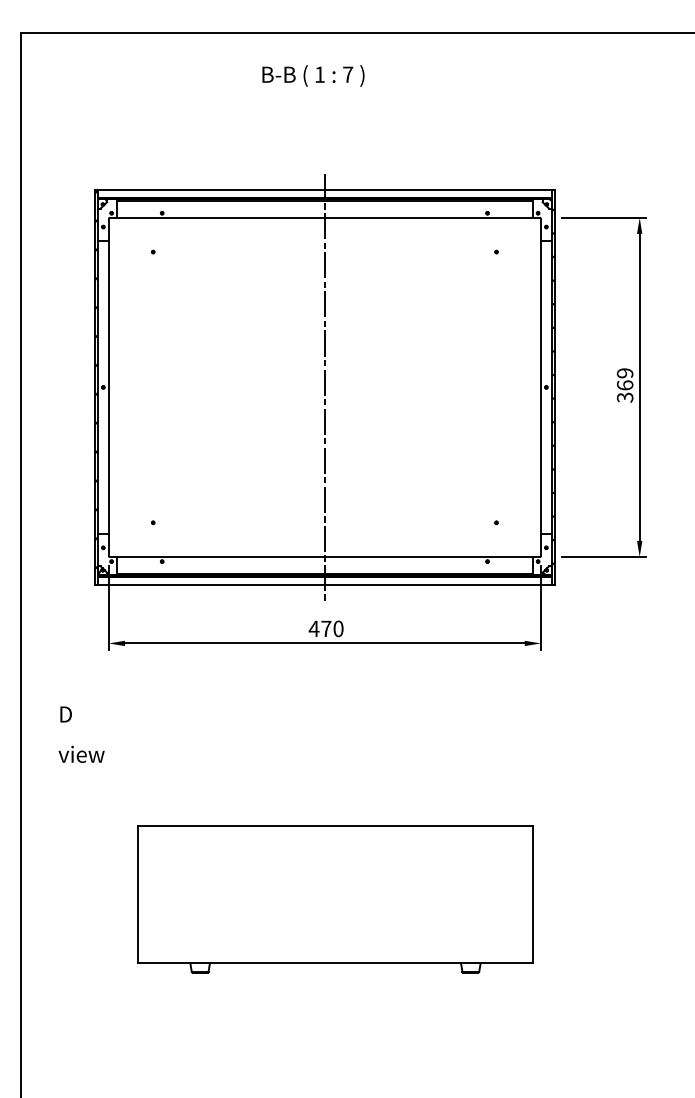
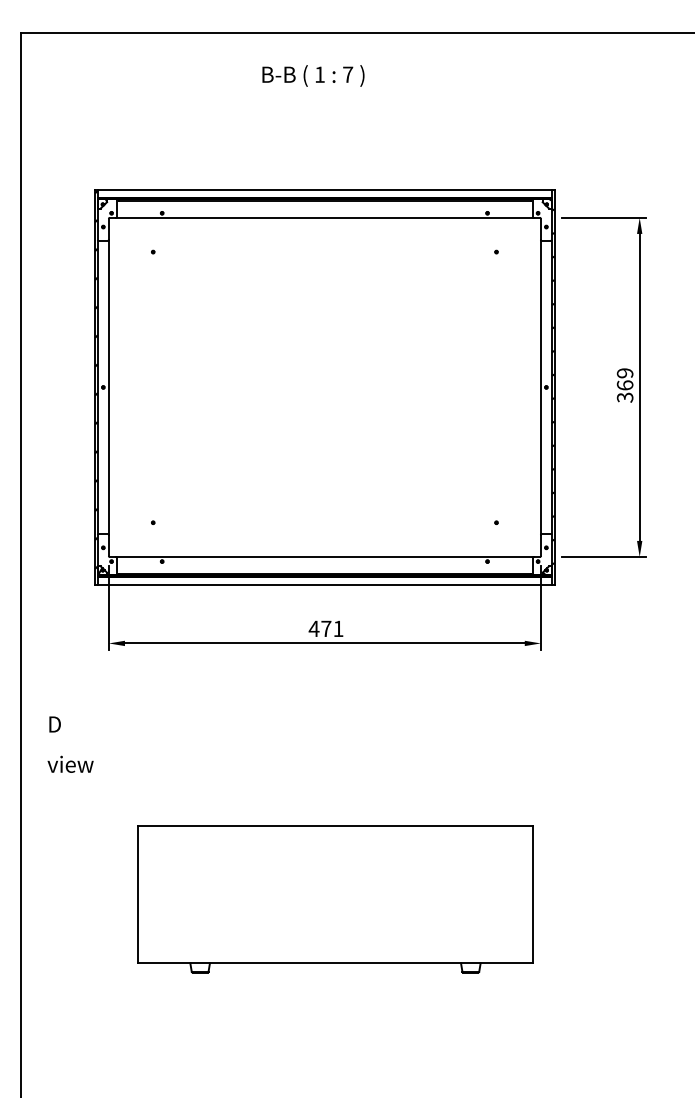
line: present -> none (324, 387)
text: 470 -> 471 (338, 628)
text position: (81, 734) -> (70, 744) (70, 744)
